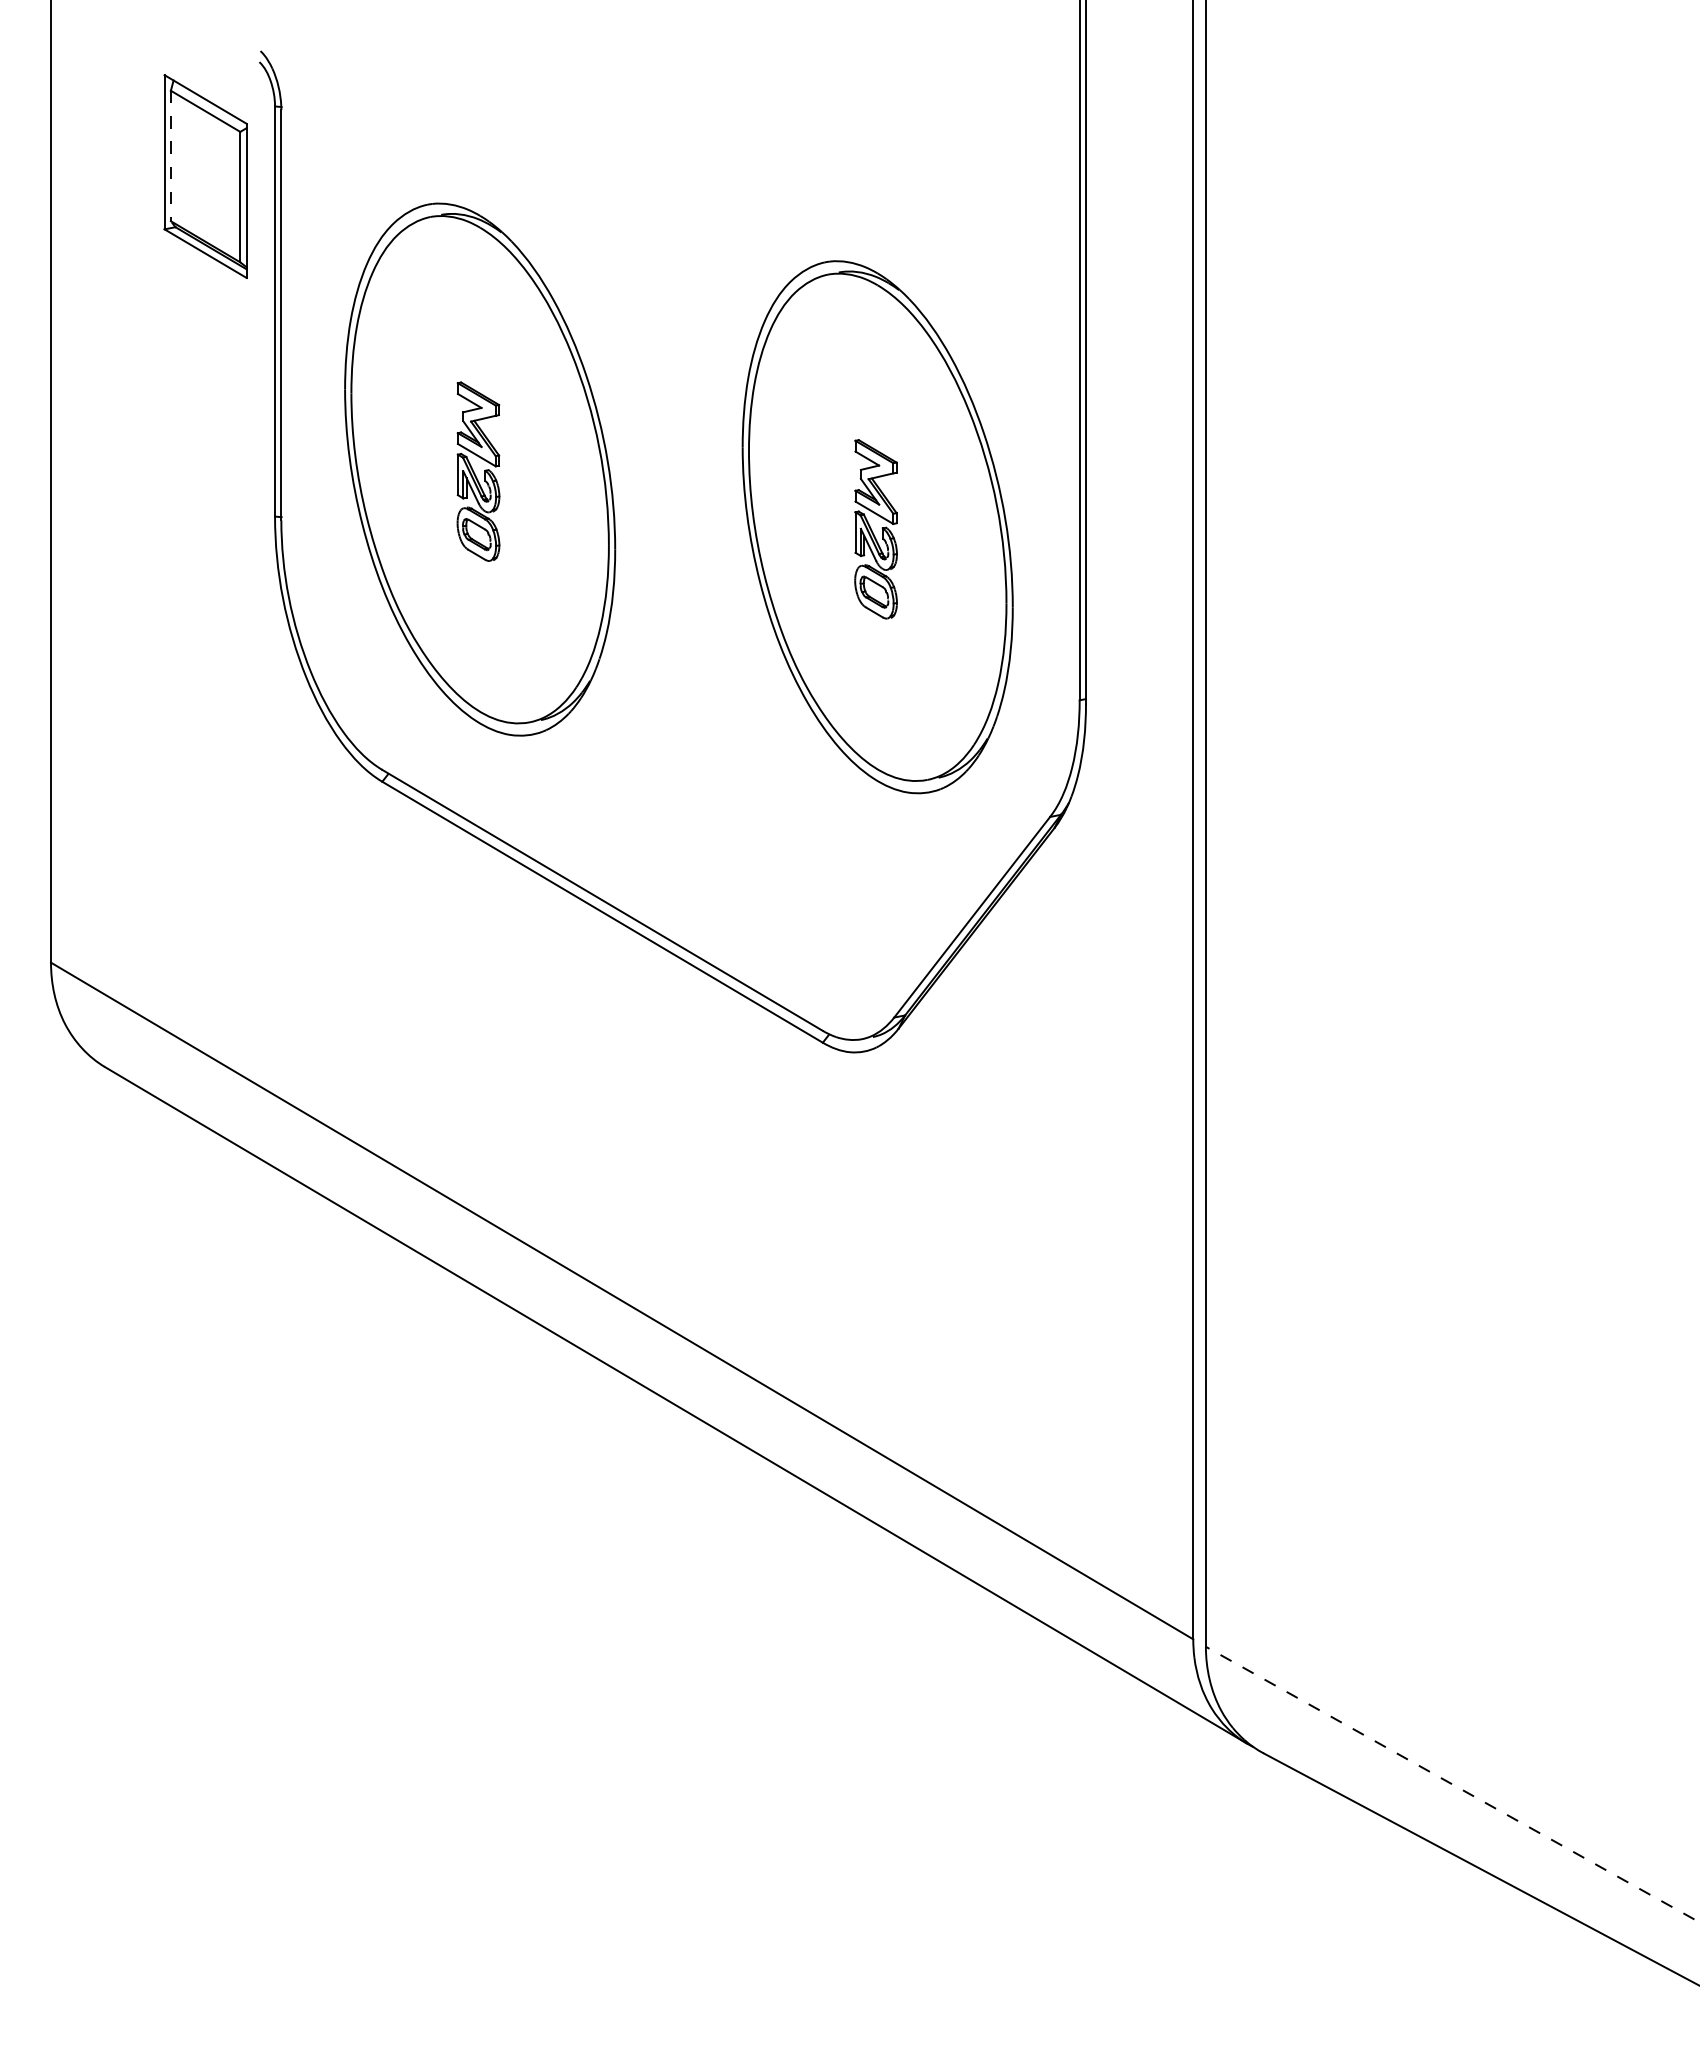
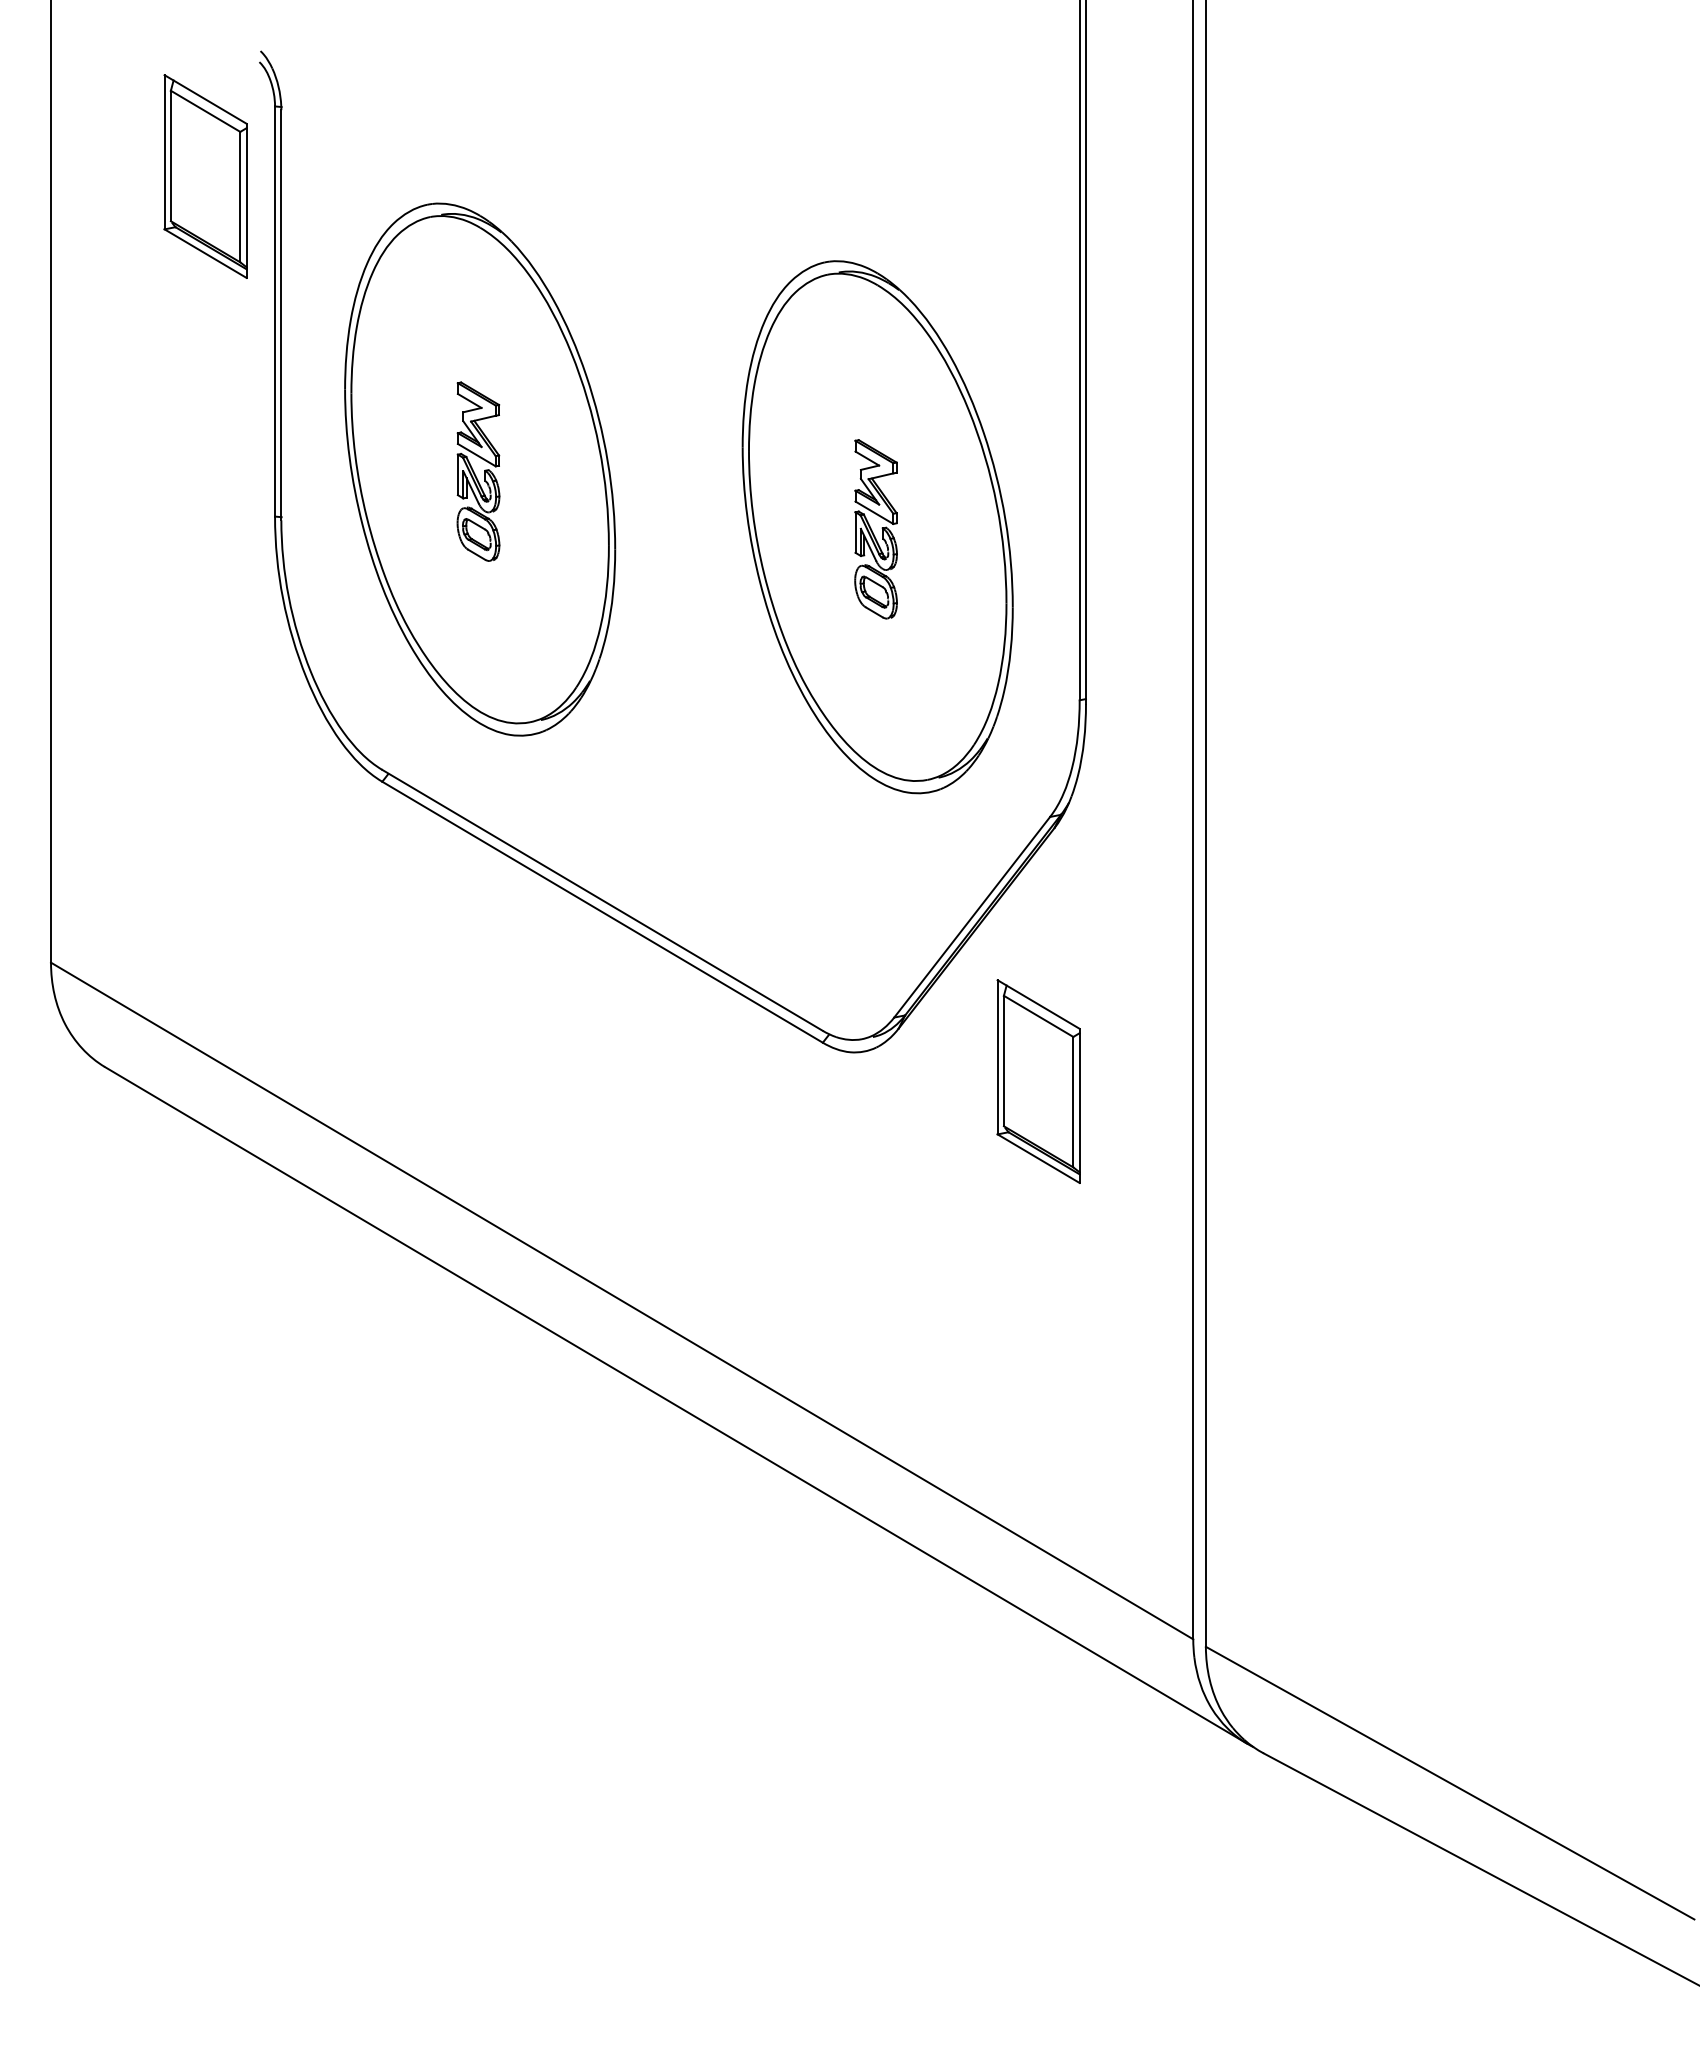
line: dashed -> solid (170, 156)
part: none -> present (1038, 1081)
line: dashed -> solid (1450, 1783)
